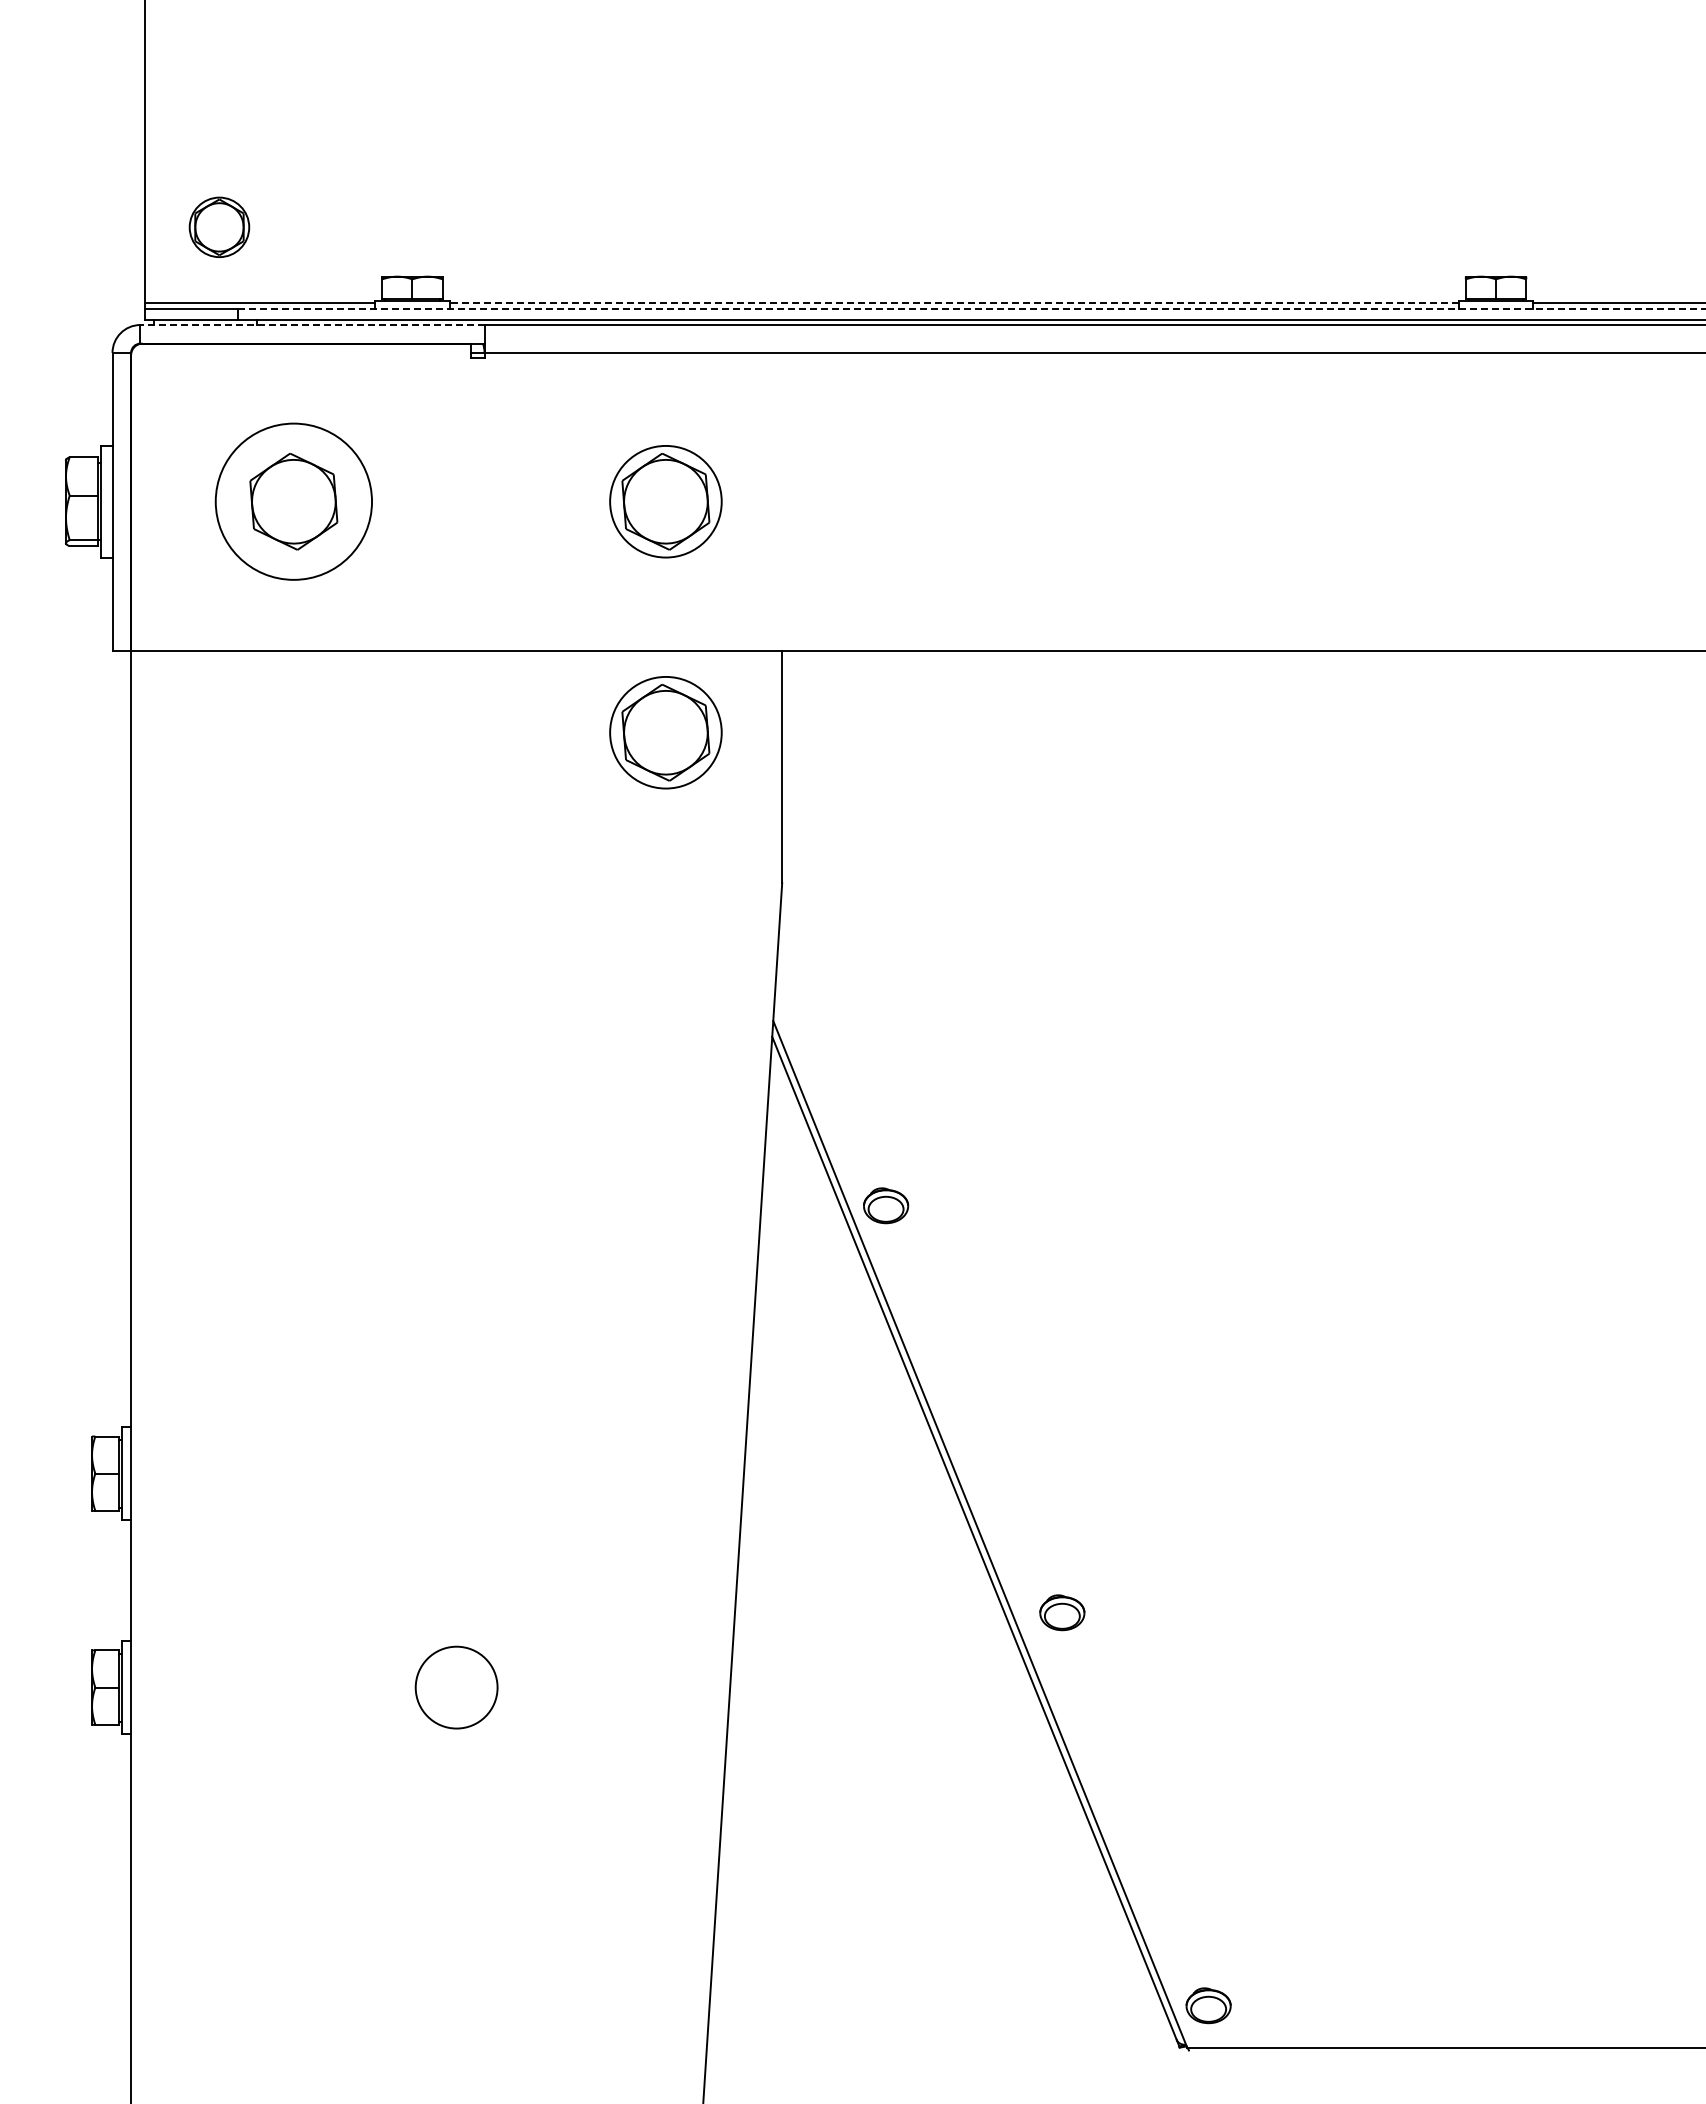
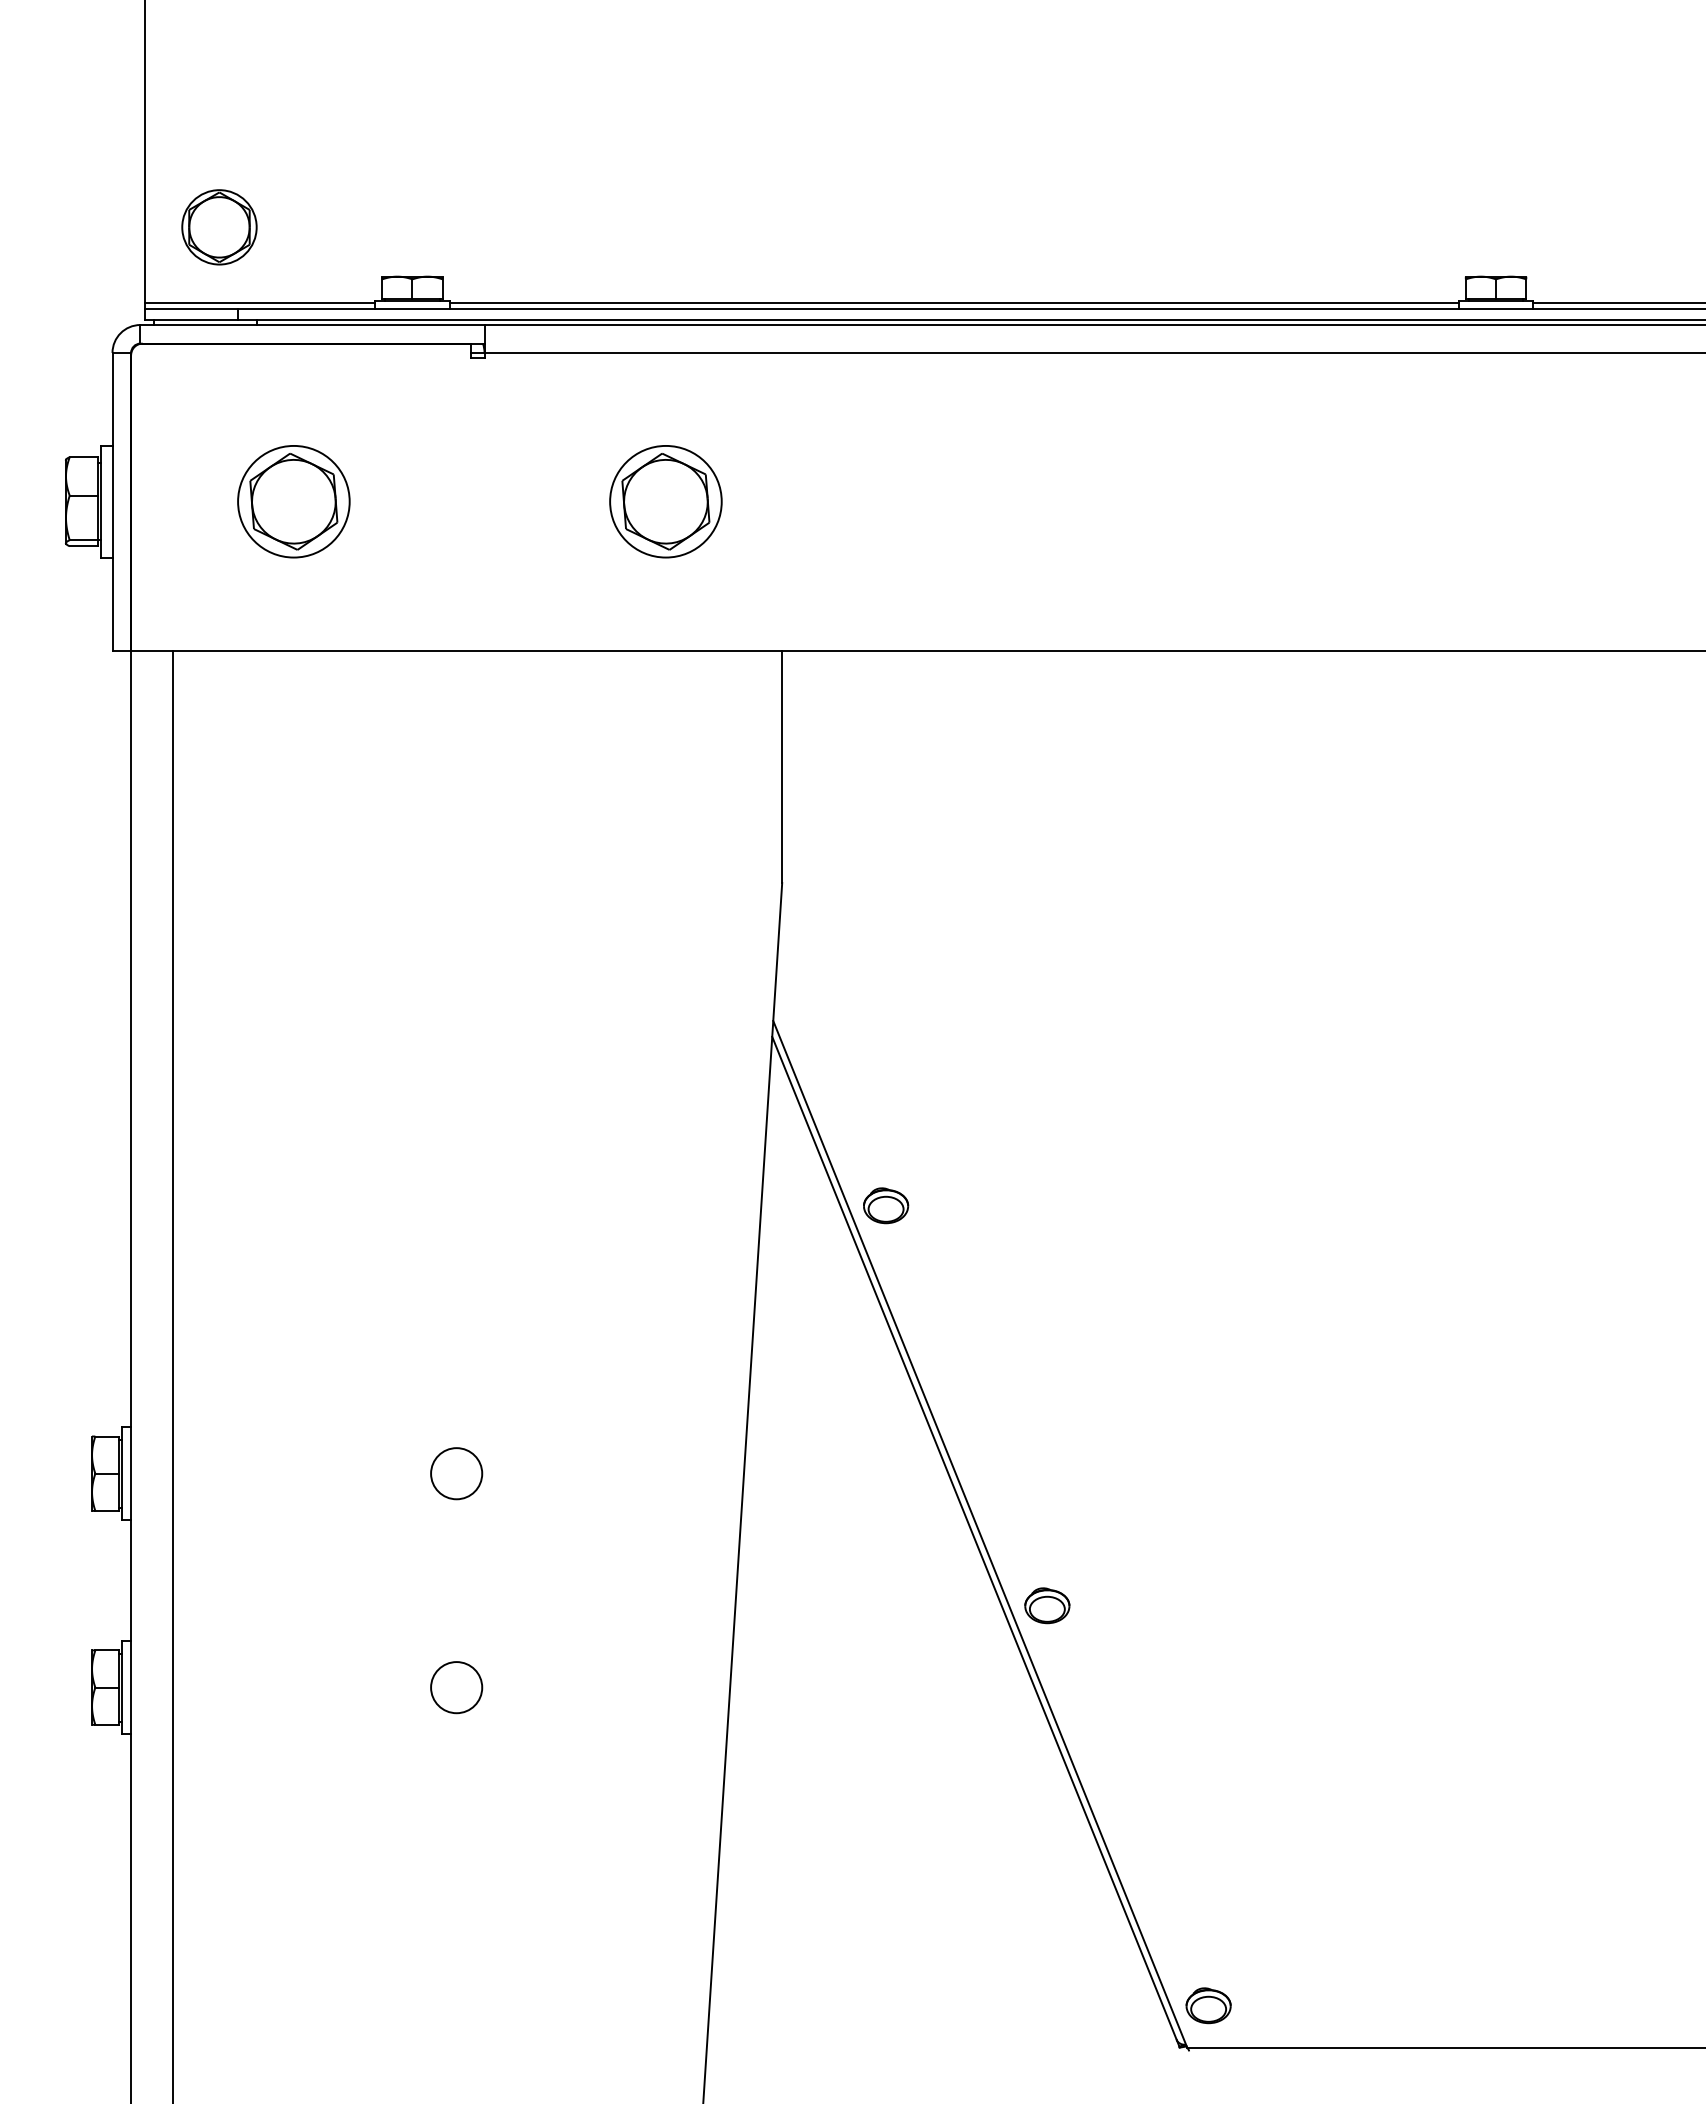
part size: 63x62 px -> 77x77 px (219, 227)
line: dashed -> solid (954, 302)
line: dashed -> solid (972, 308)
line: dashed -> solid (311, 325)
circle diameter: 156 px -> 112 px (293, 501)
part: present -> none (665, 732)
line: none -> present (172, 1375)
circle: none -> present (456, 1473)
part position: (1062, 1612) -> (1047, 1605) (1047, 1605)
circle diameter: 82 px -> 51 px (456, 1687)
